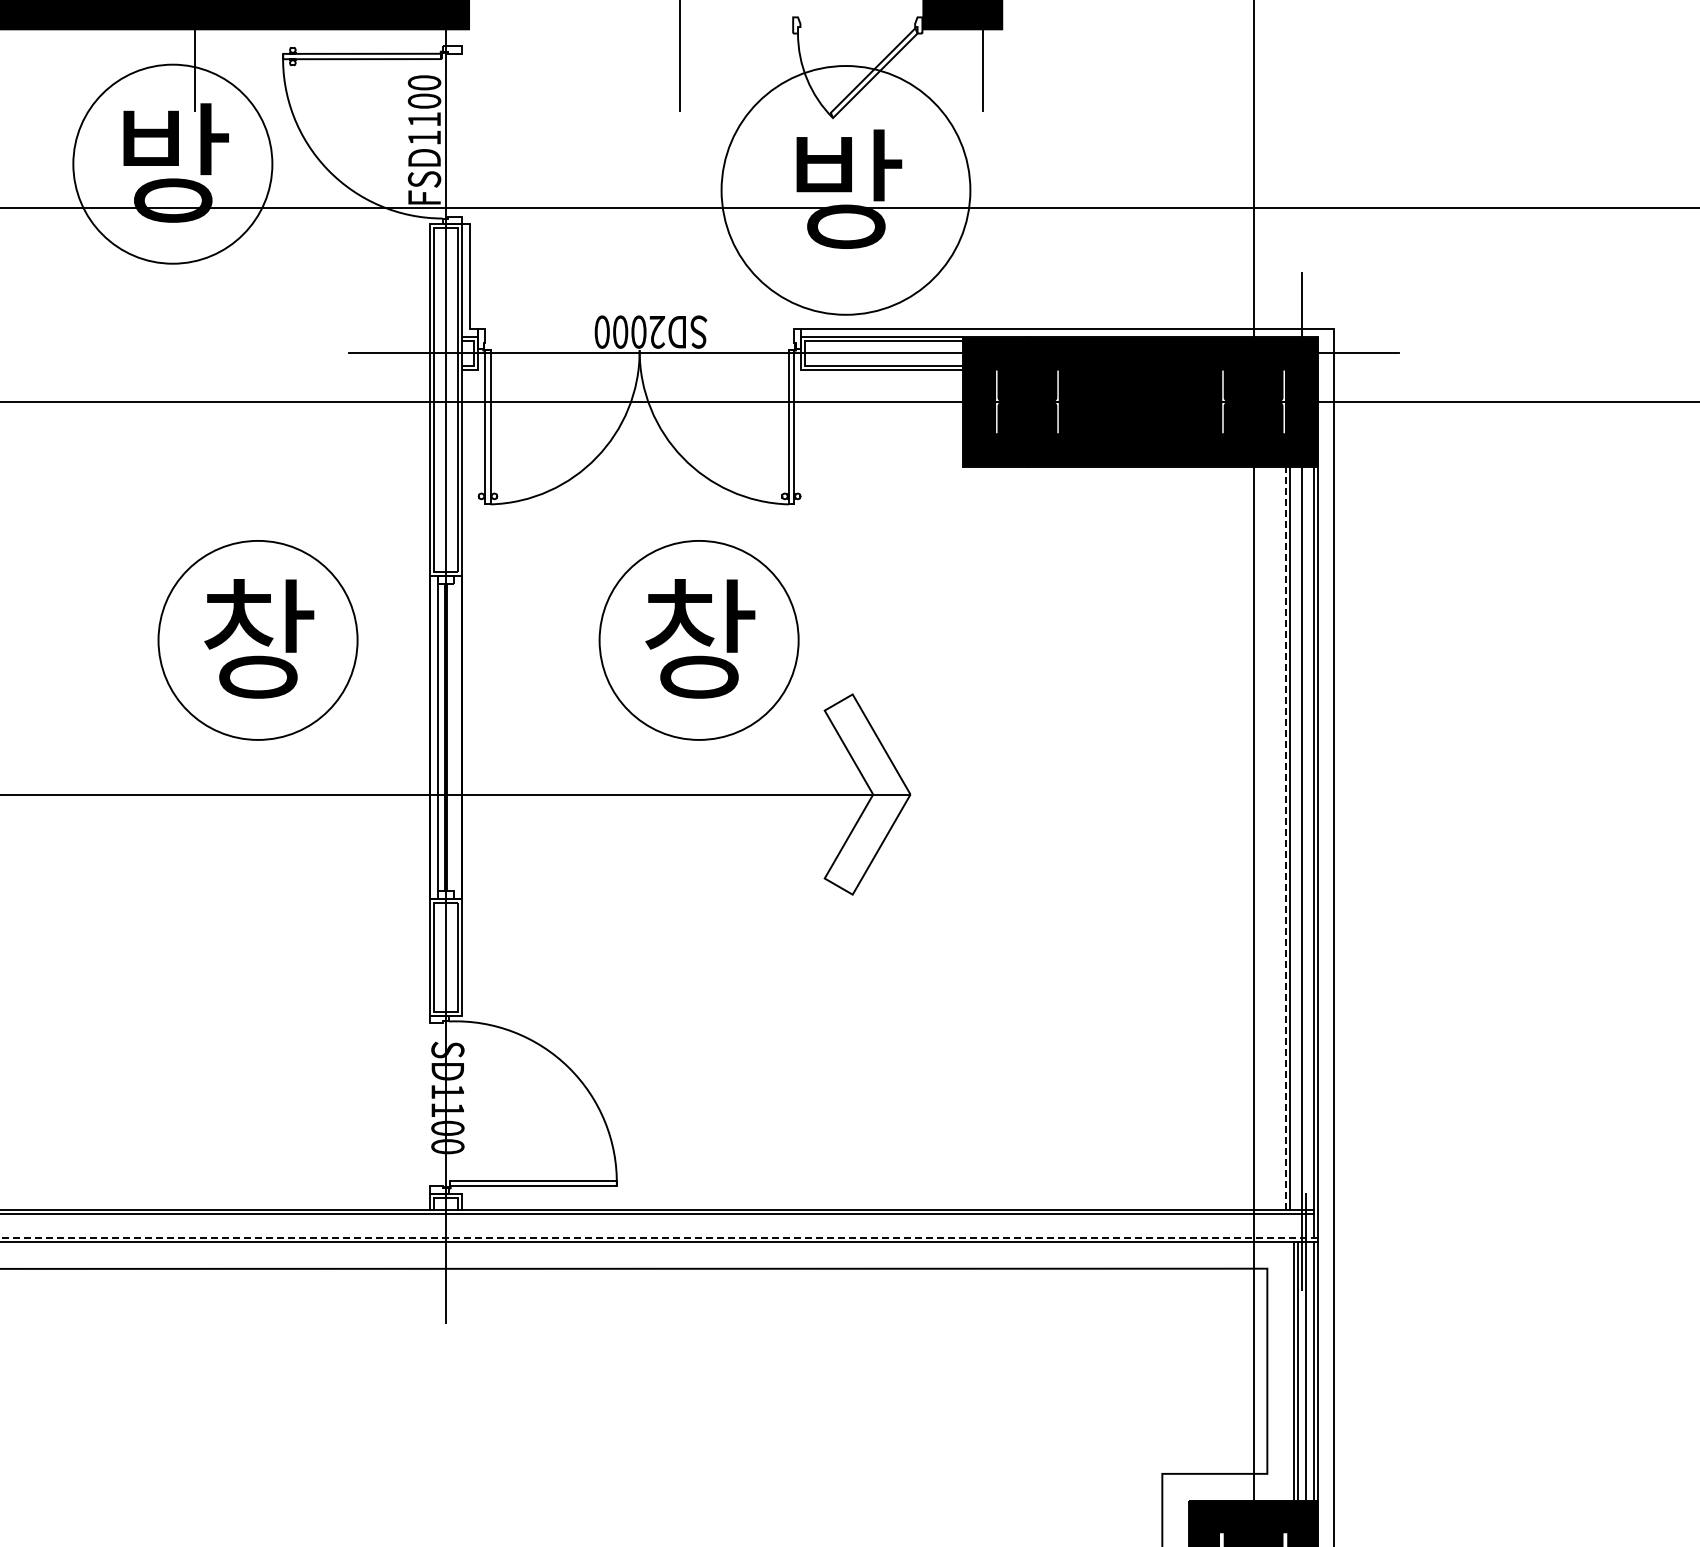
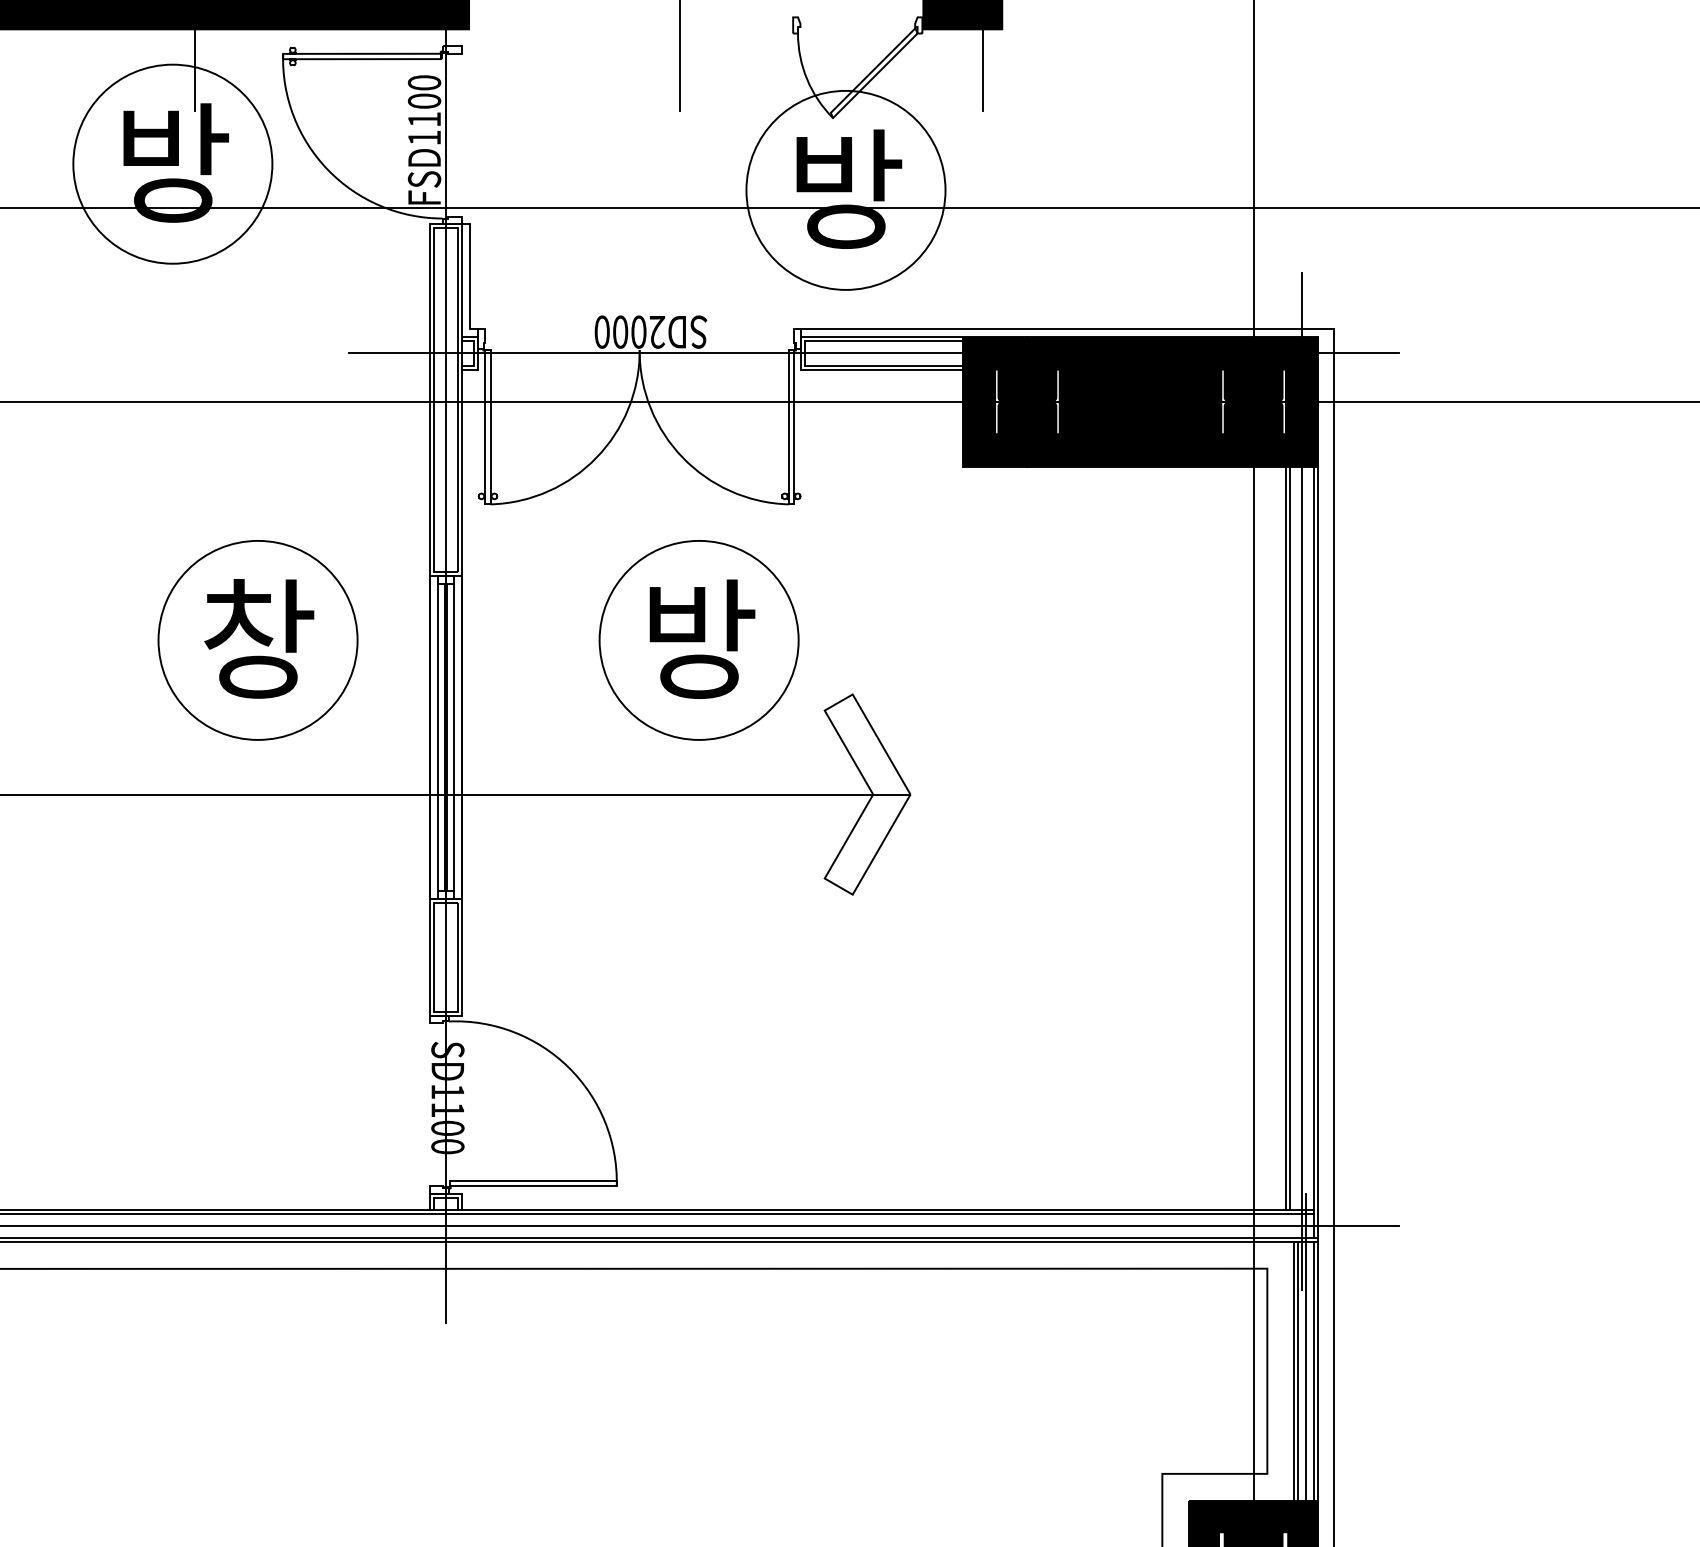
circle diameter: 249 px -> 199 px (845, 189)
text: 창 -> 방 (700, 638)
line: none -> present (453, 733)
line: dashed -> solid (1285, 838)
line: none -> present (700, 1225)
line: dashed -> solid (659, 1237)
